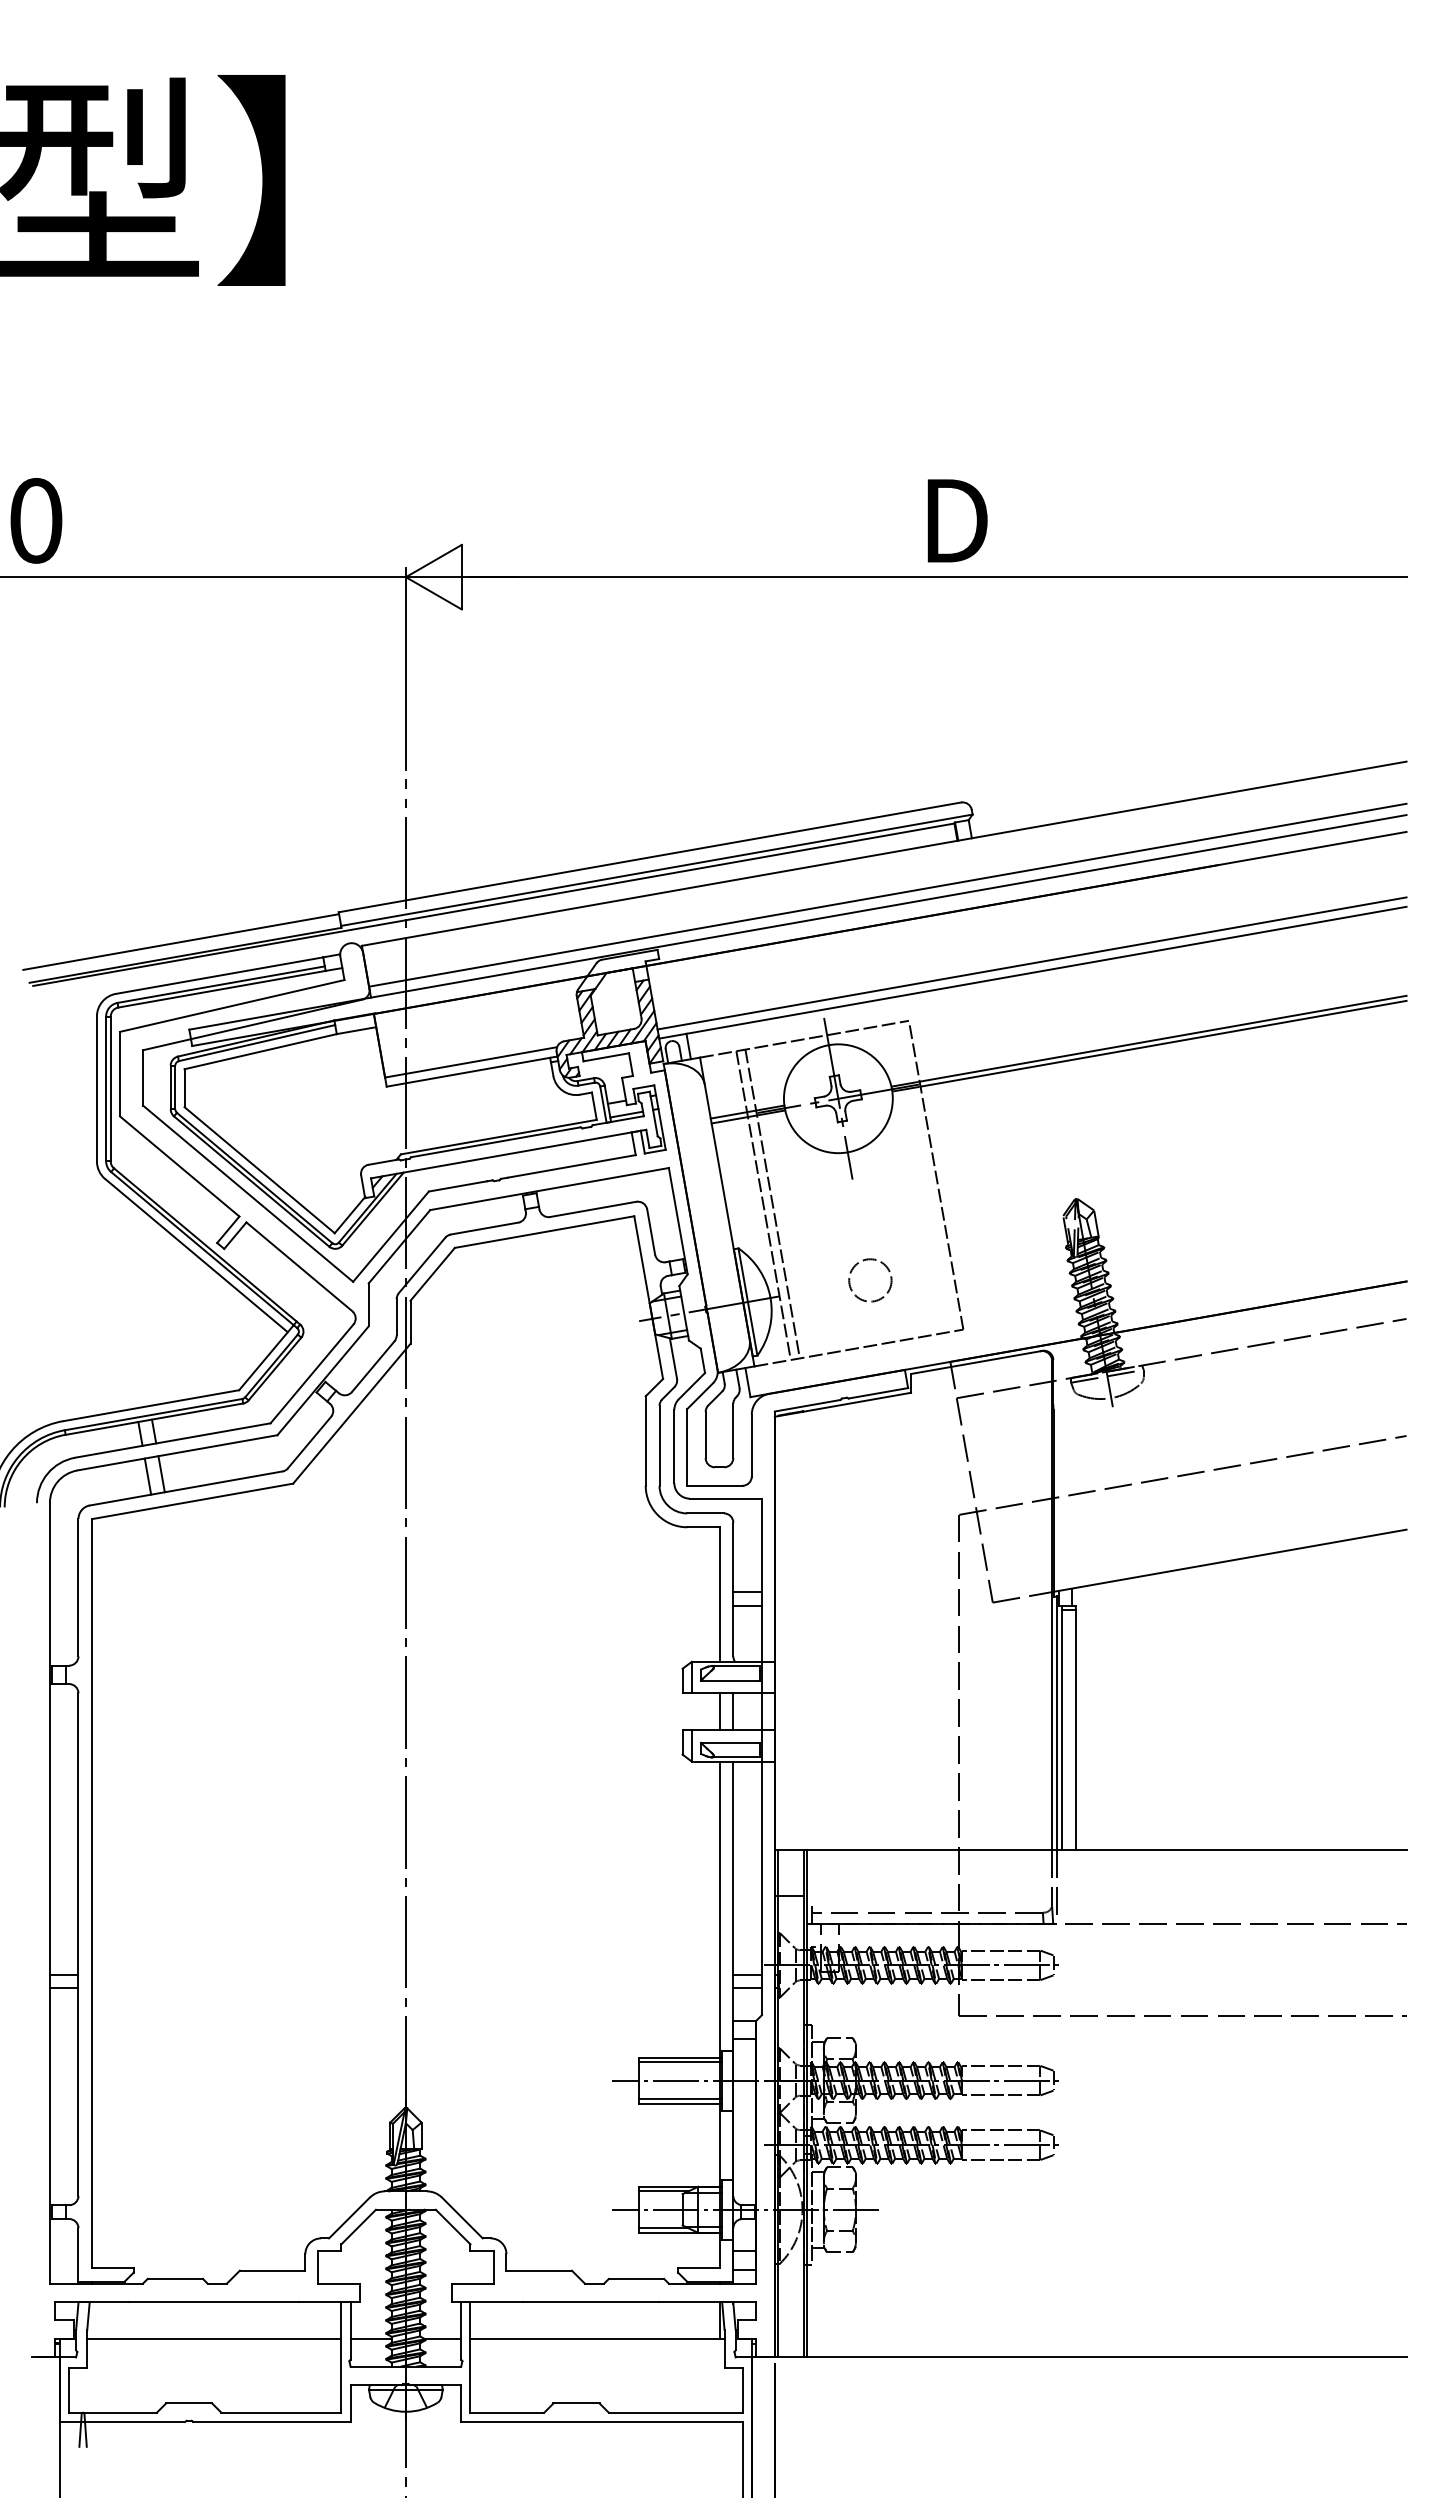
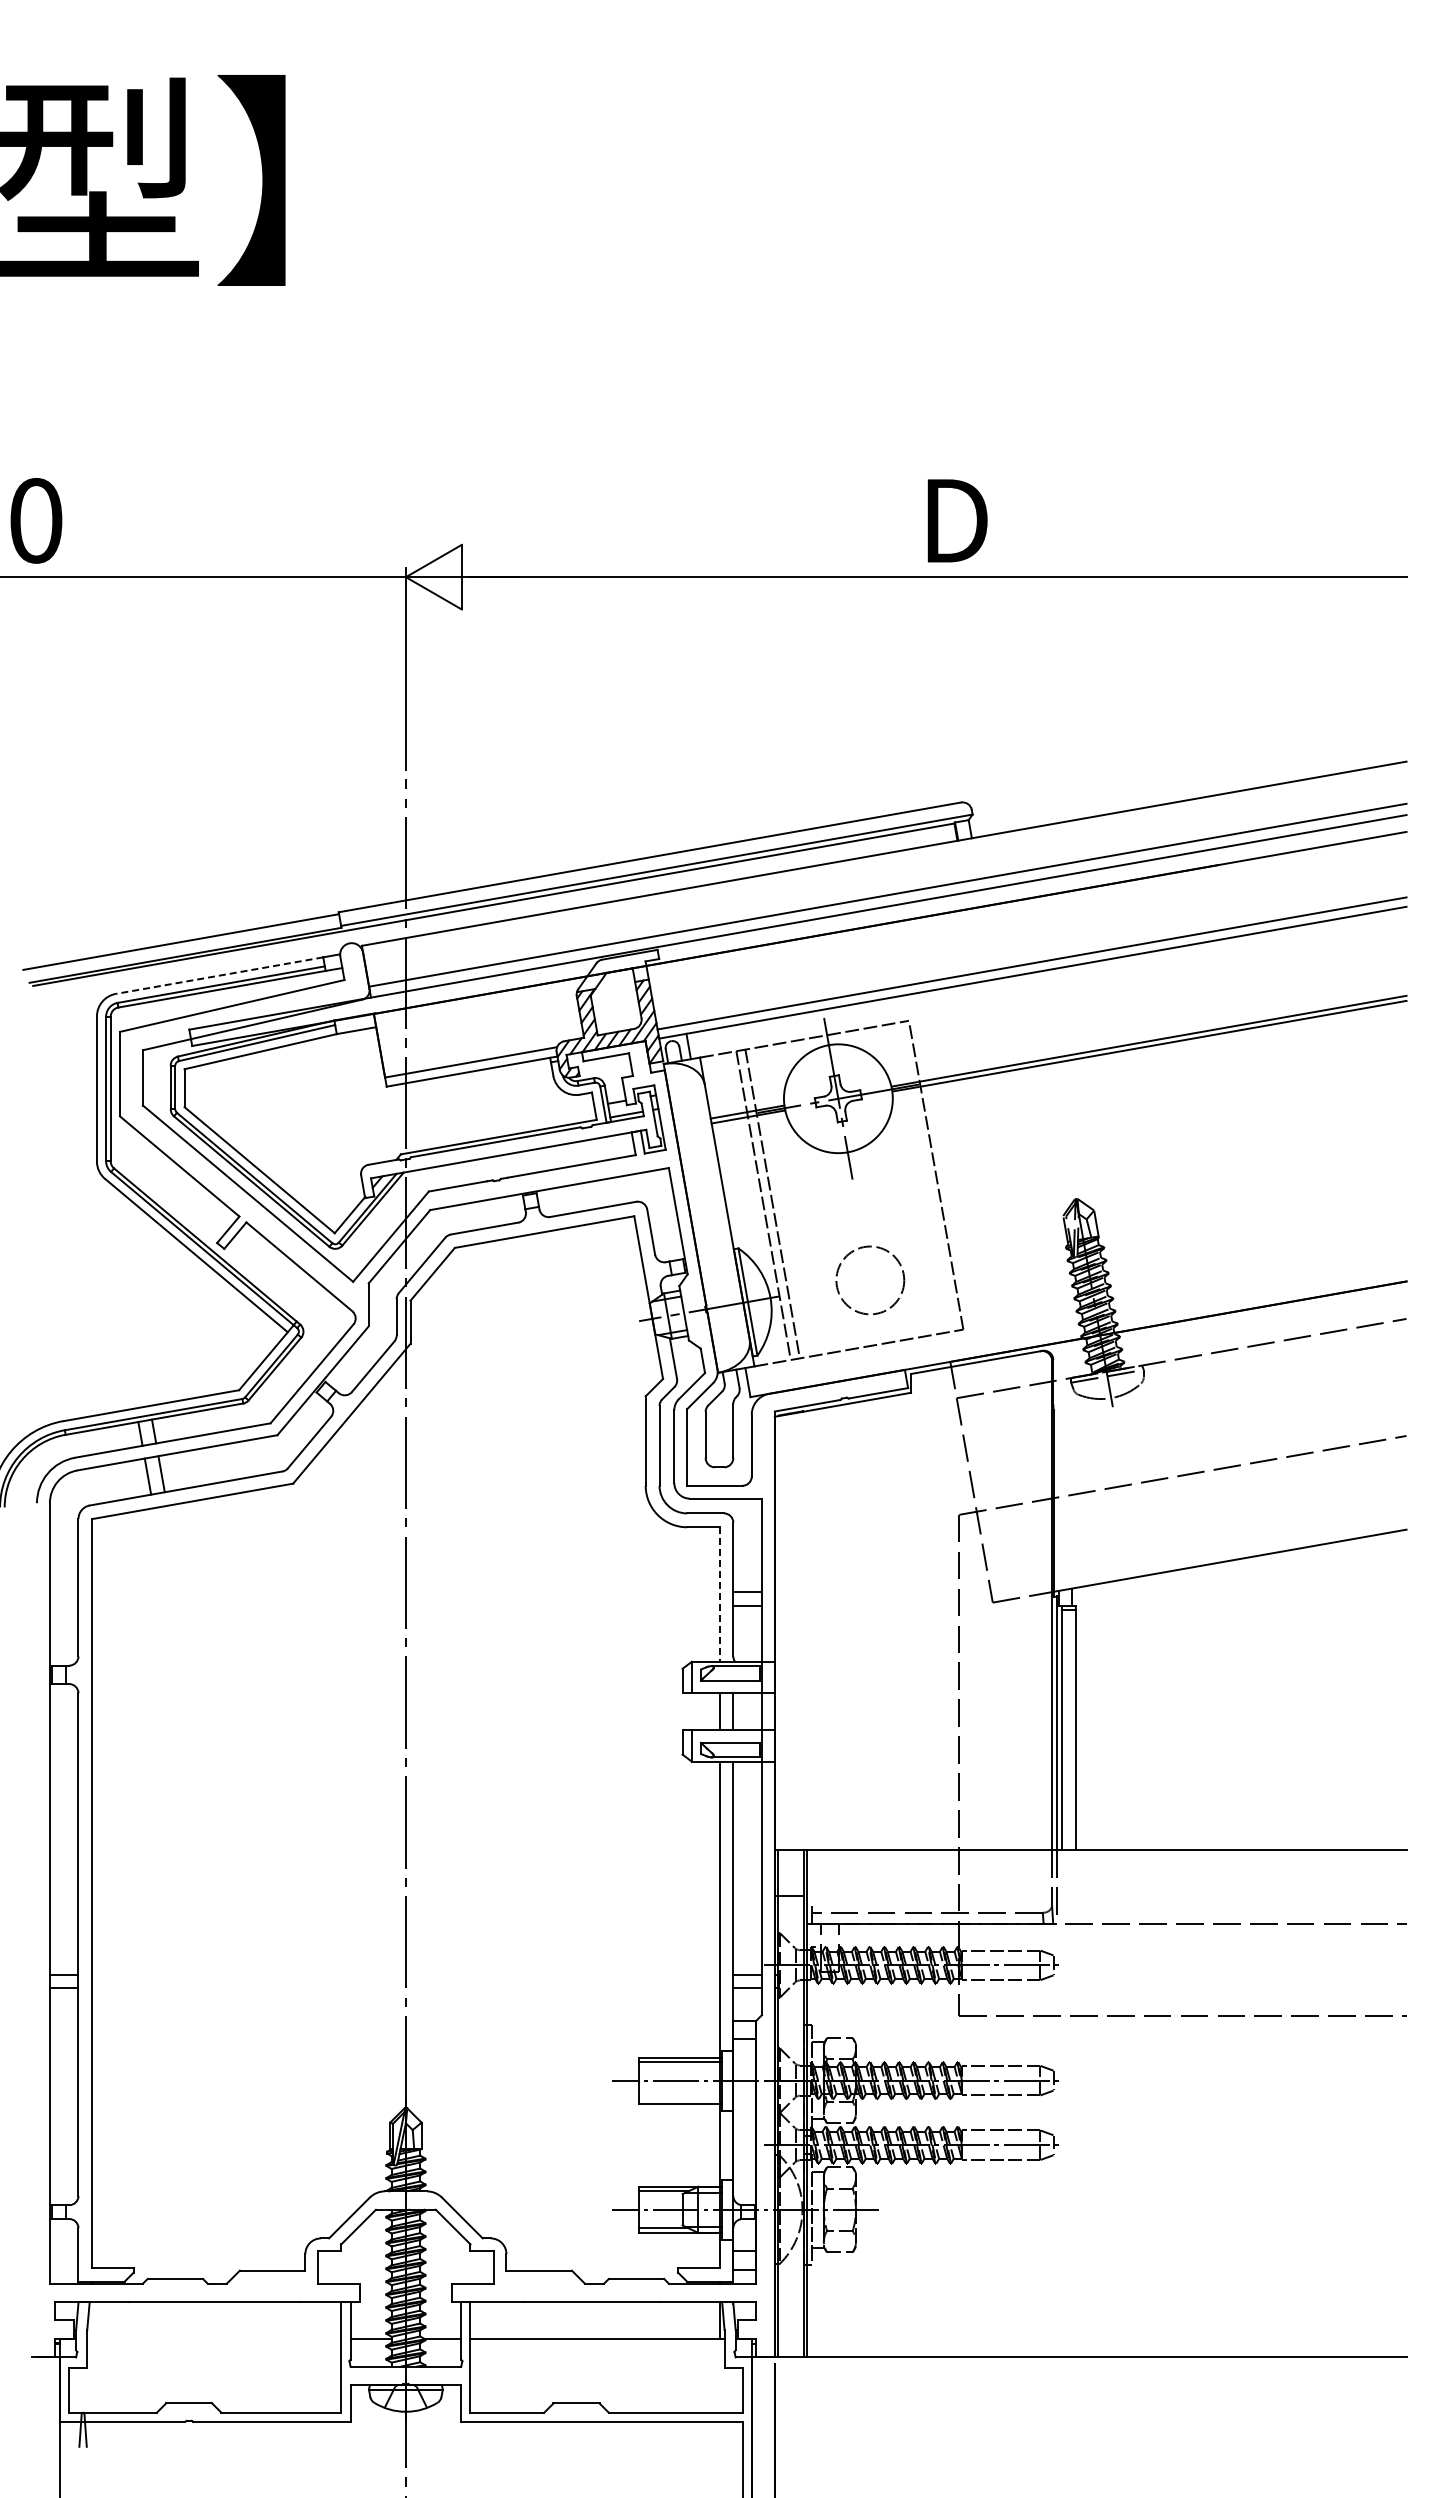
line: solid -> dashed (219, 975)
circle size: 45x45 px -> 71x71 px (870, 1280)
line: solid -> dashed (719, 1595)
line: present -> none (680, 2099)
line: present -> none (214, 2338)
